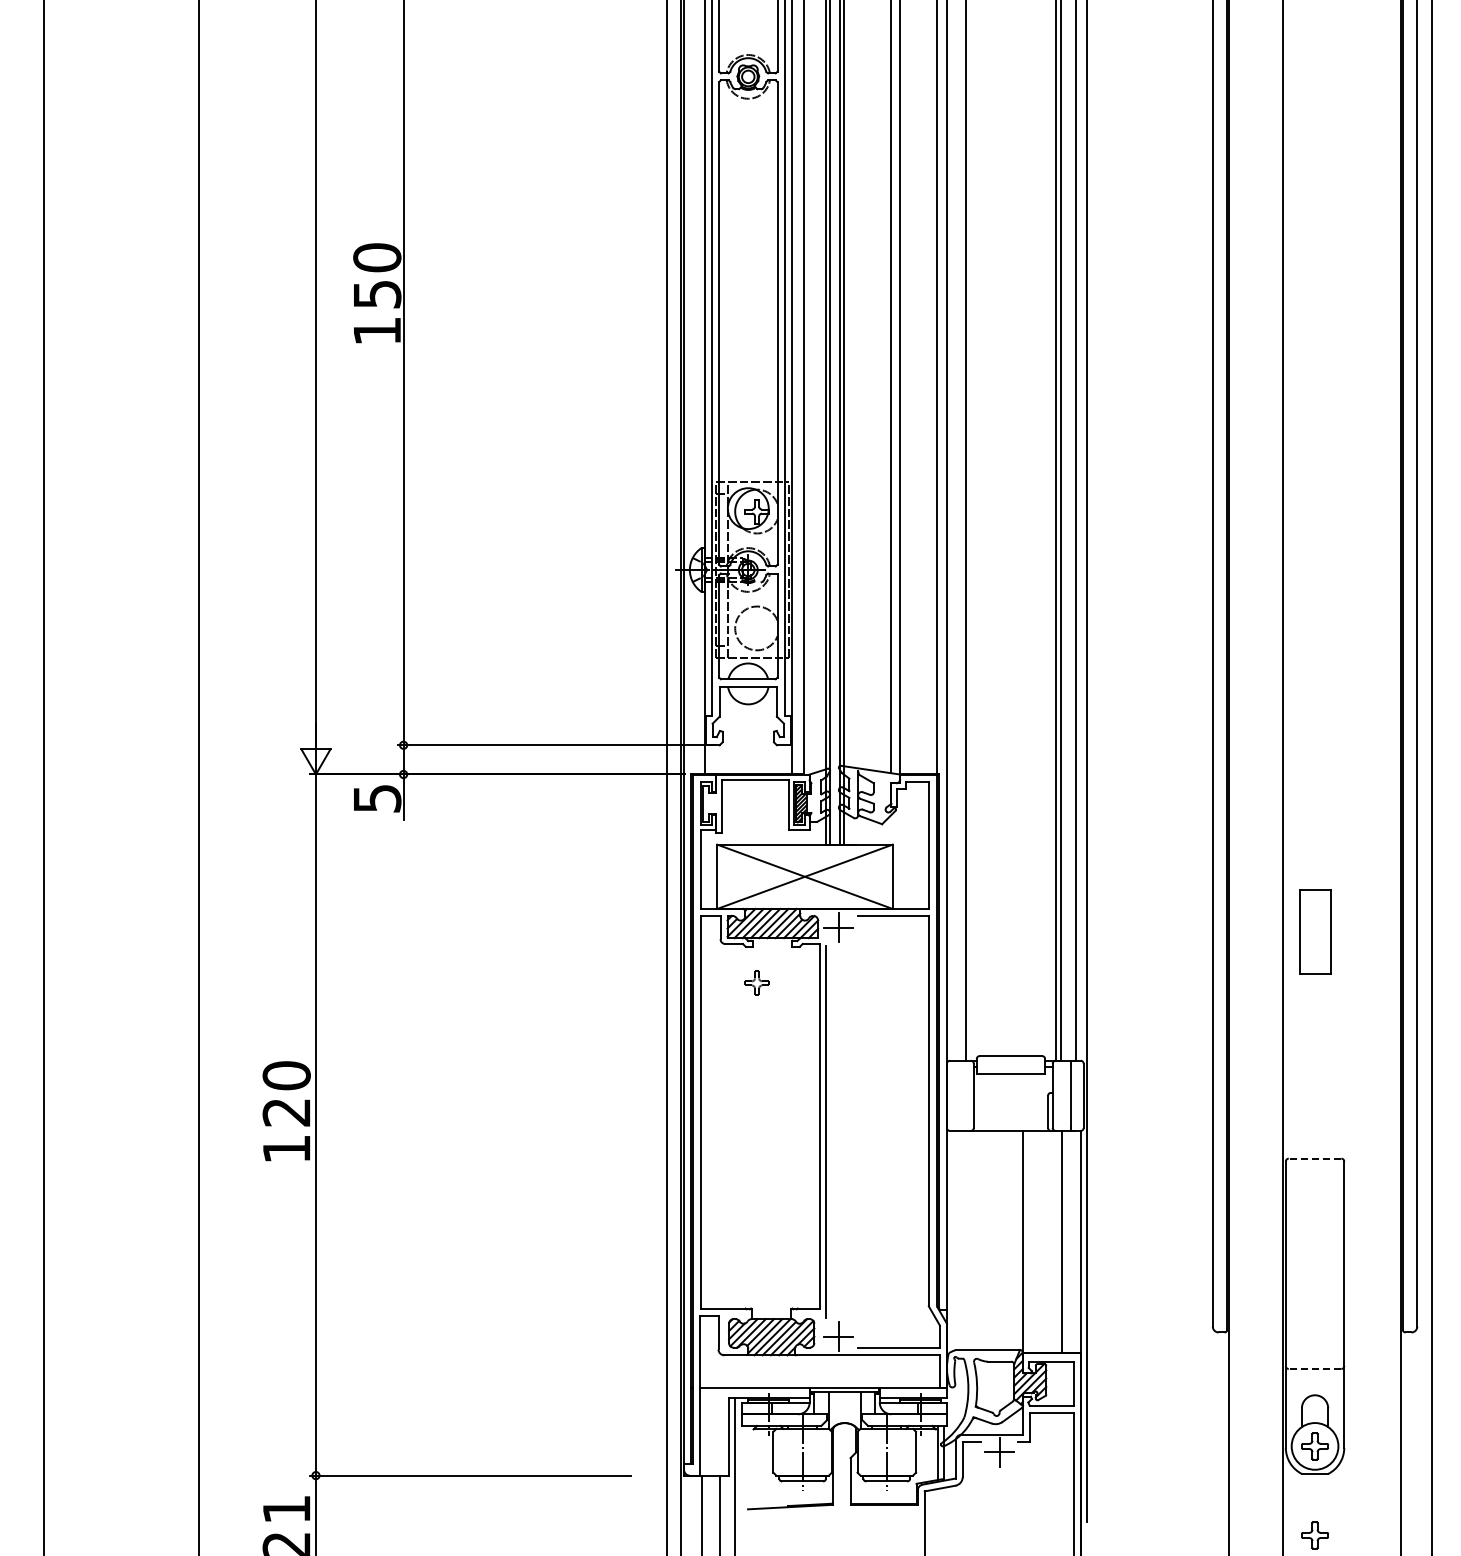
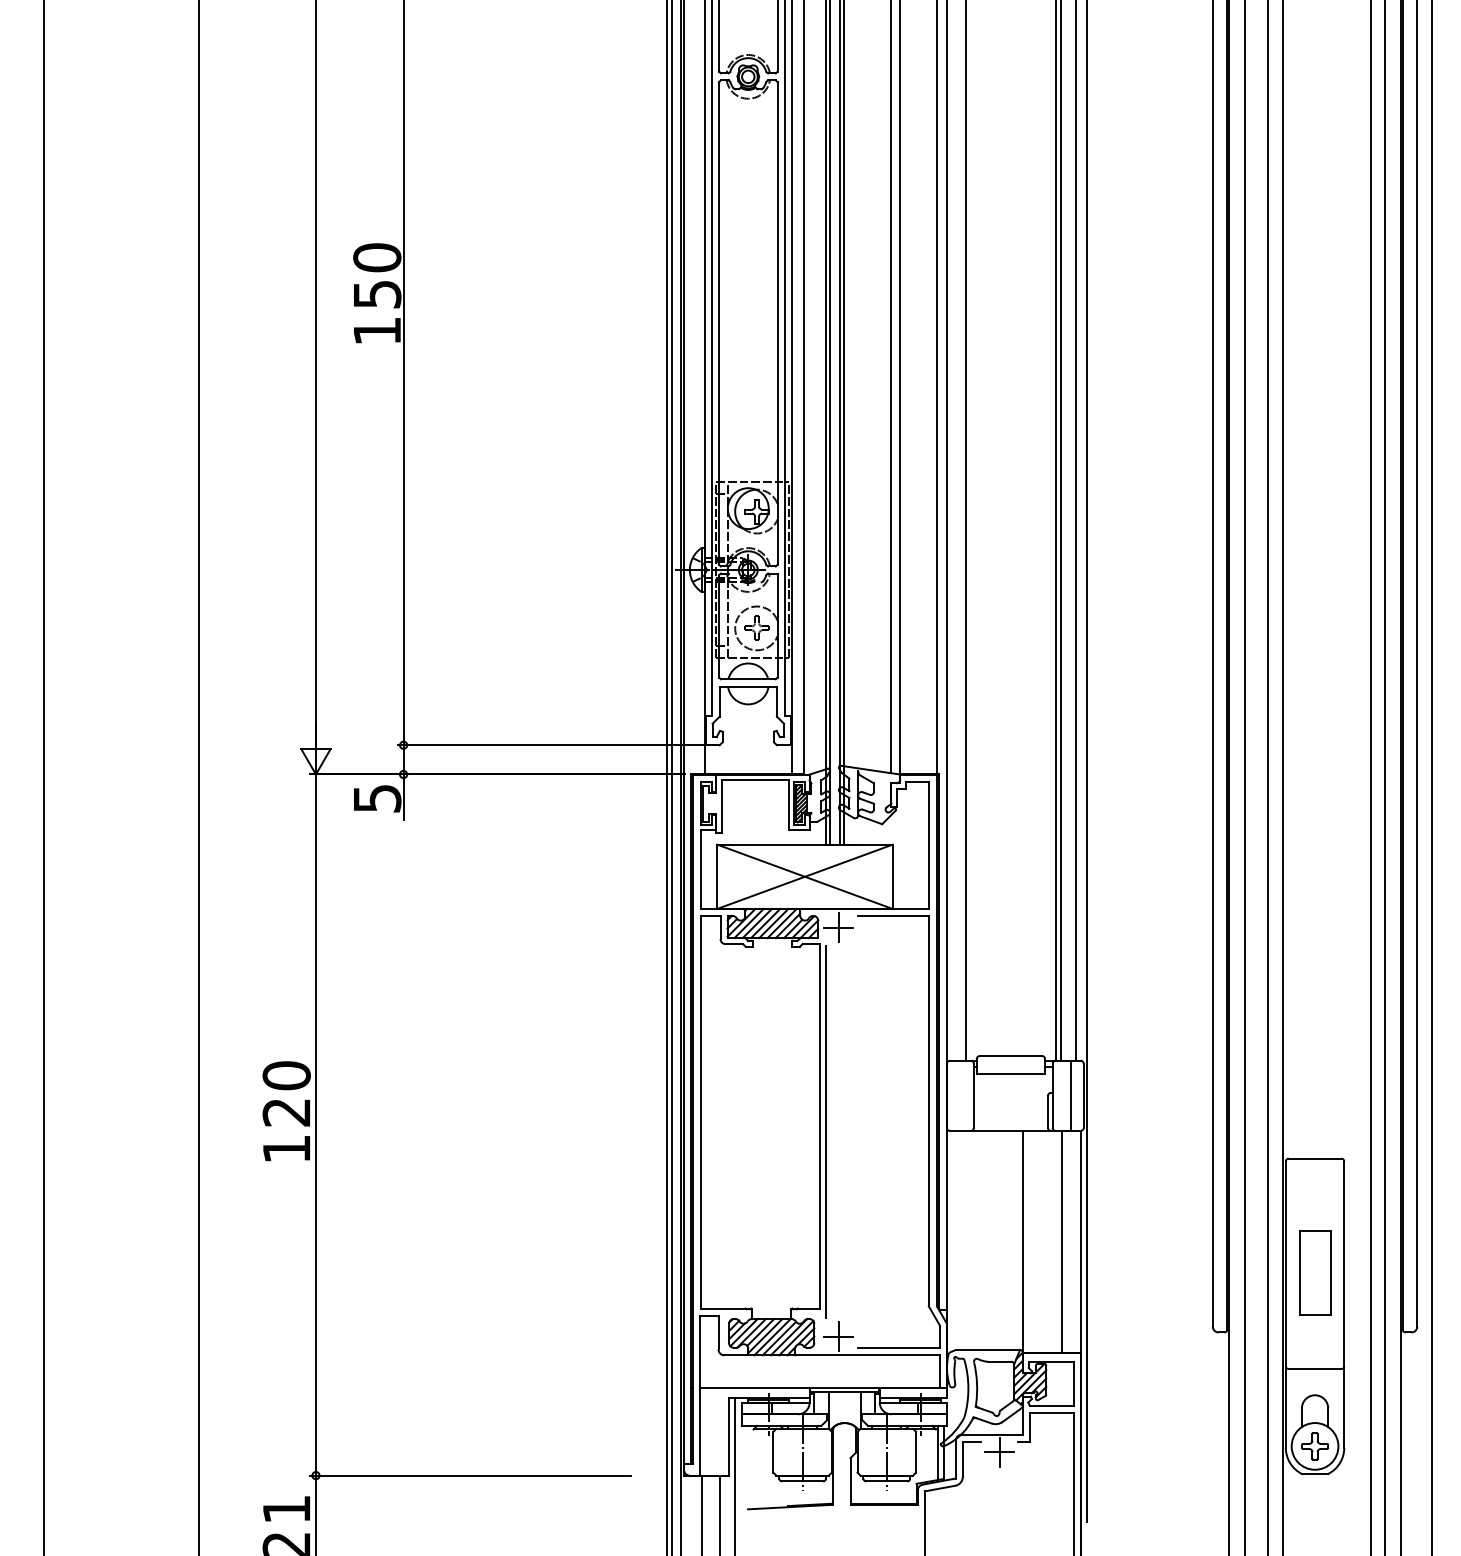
line: none -> present (672, 777)
line: none -> present (1244, 777)
line: none -> present (1268, 777)
line: none -> present (1370, 777)
line: none -> present (1385, 777)
part position: (1315, 931) -> (1315, 1272) (1315, 1272)
part position: (756, 982) -> (756, 627) (756, 627)
line: dashed -> solid (1314, 1158)
line: dashed -> solid (1314, 1368)
part: present -> none (1314, 1535)
